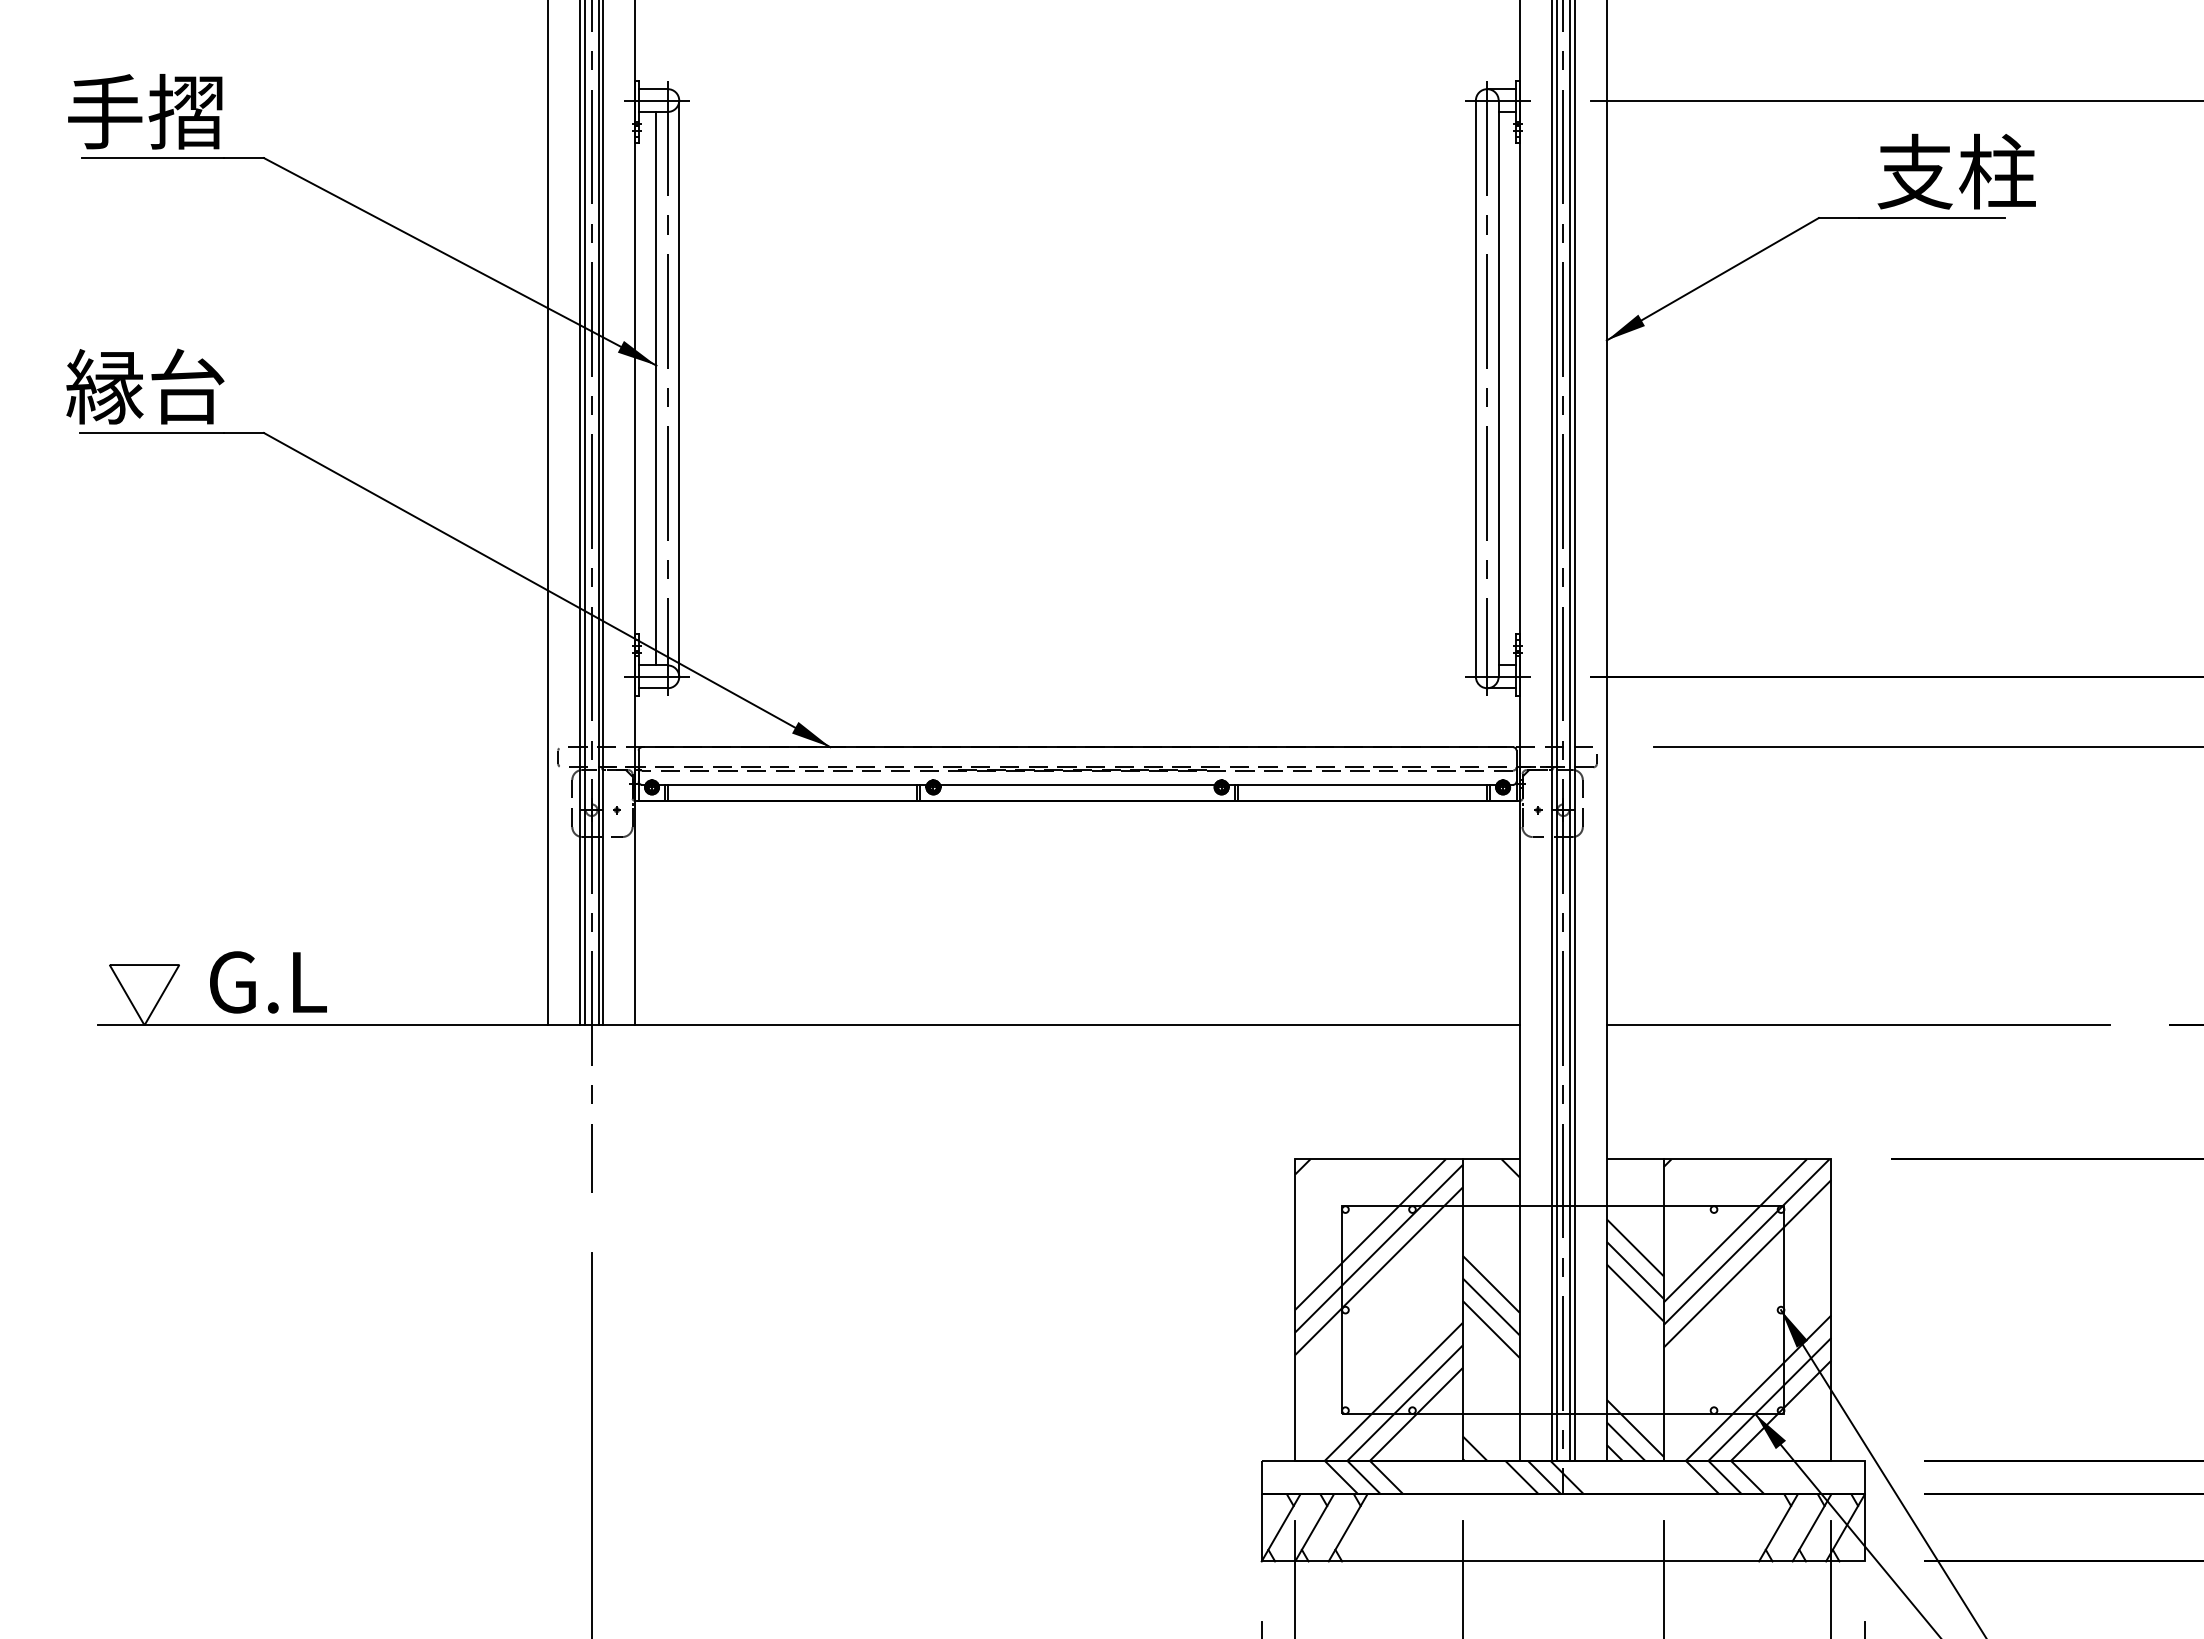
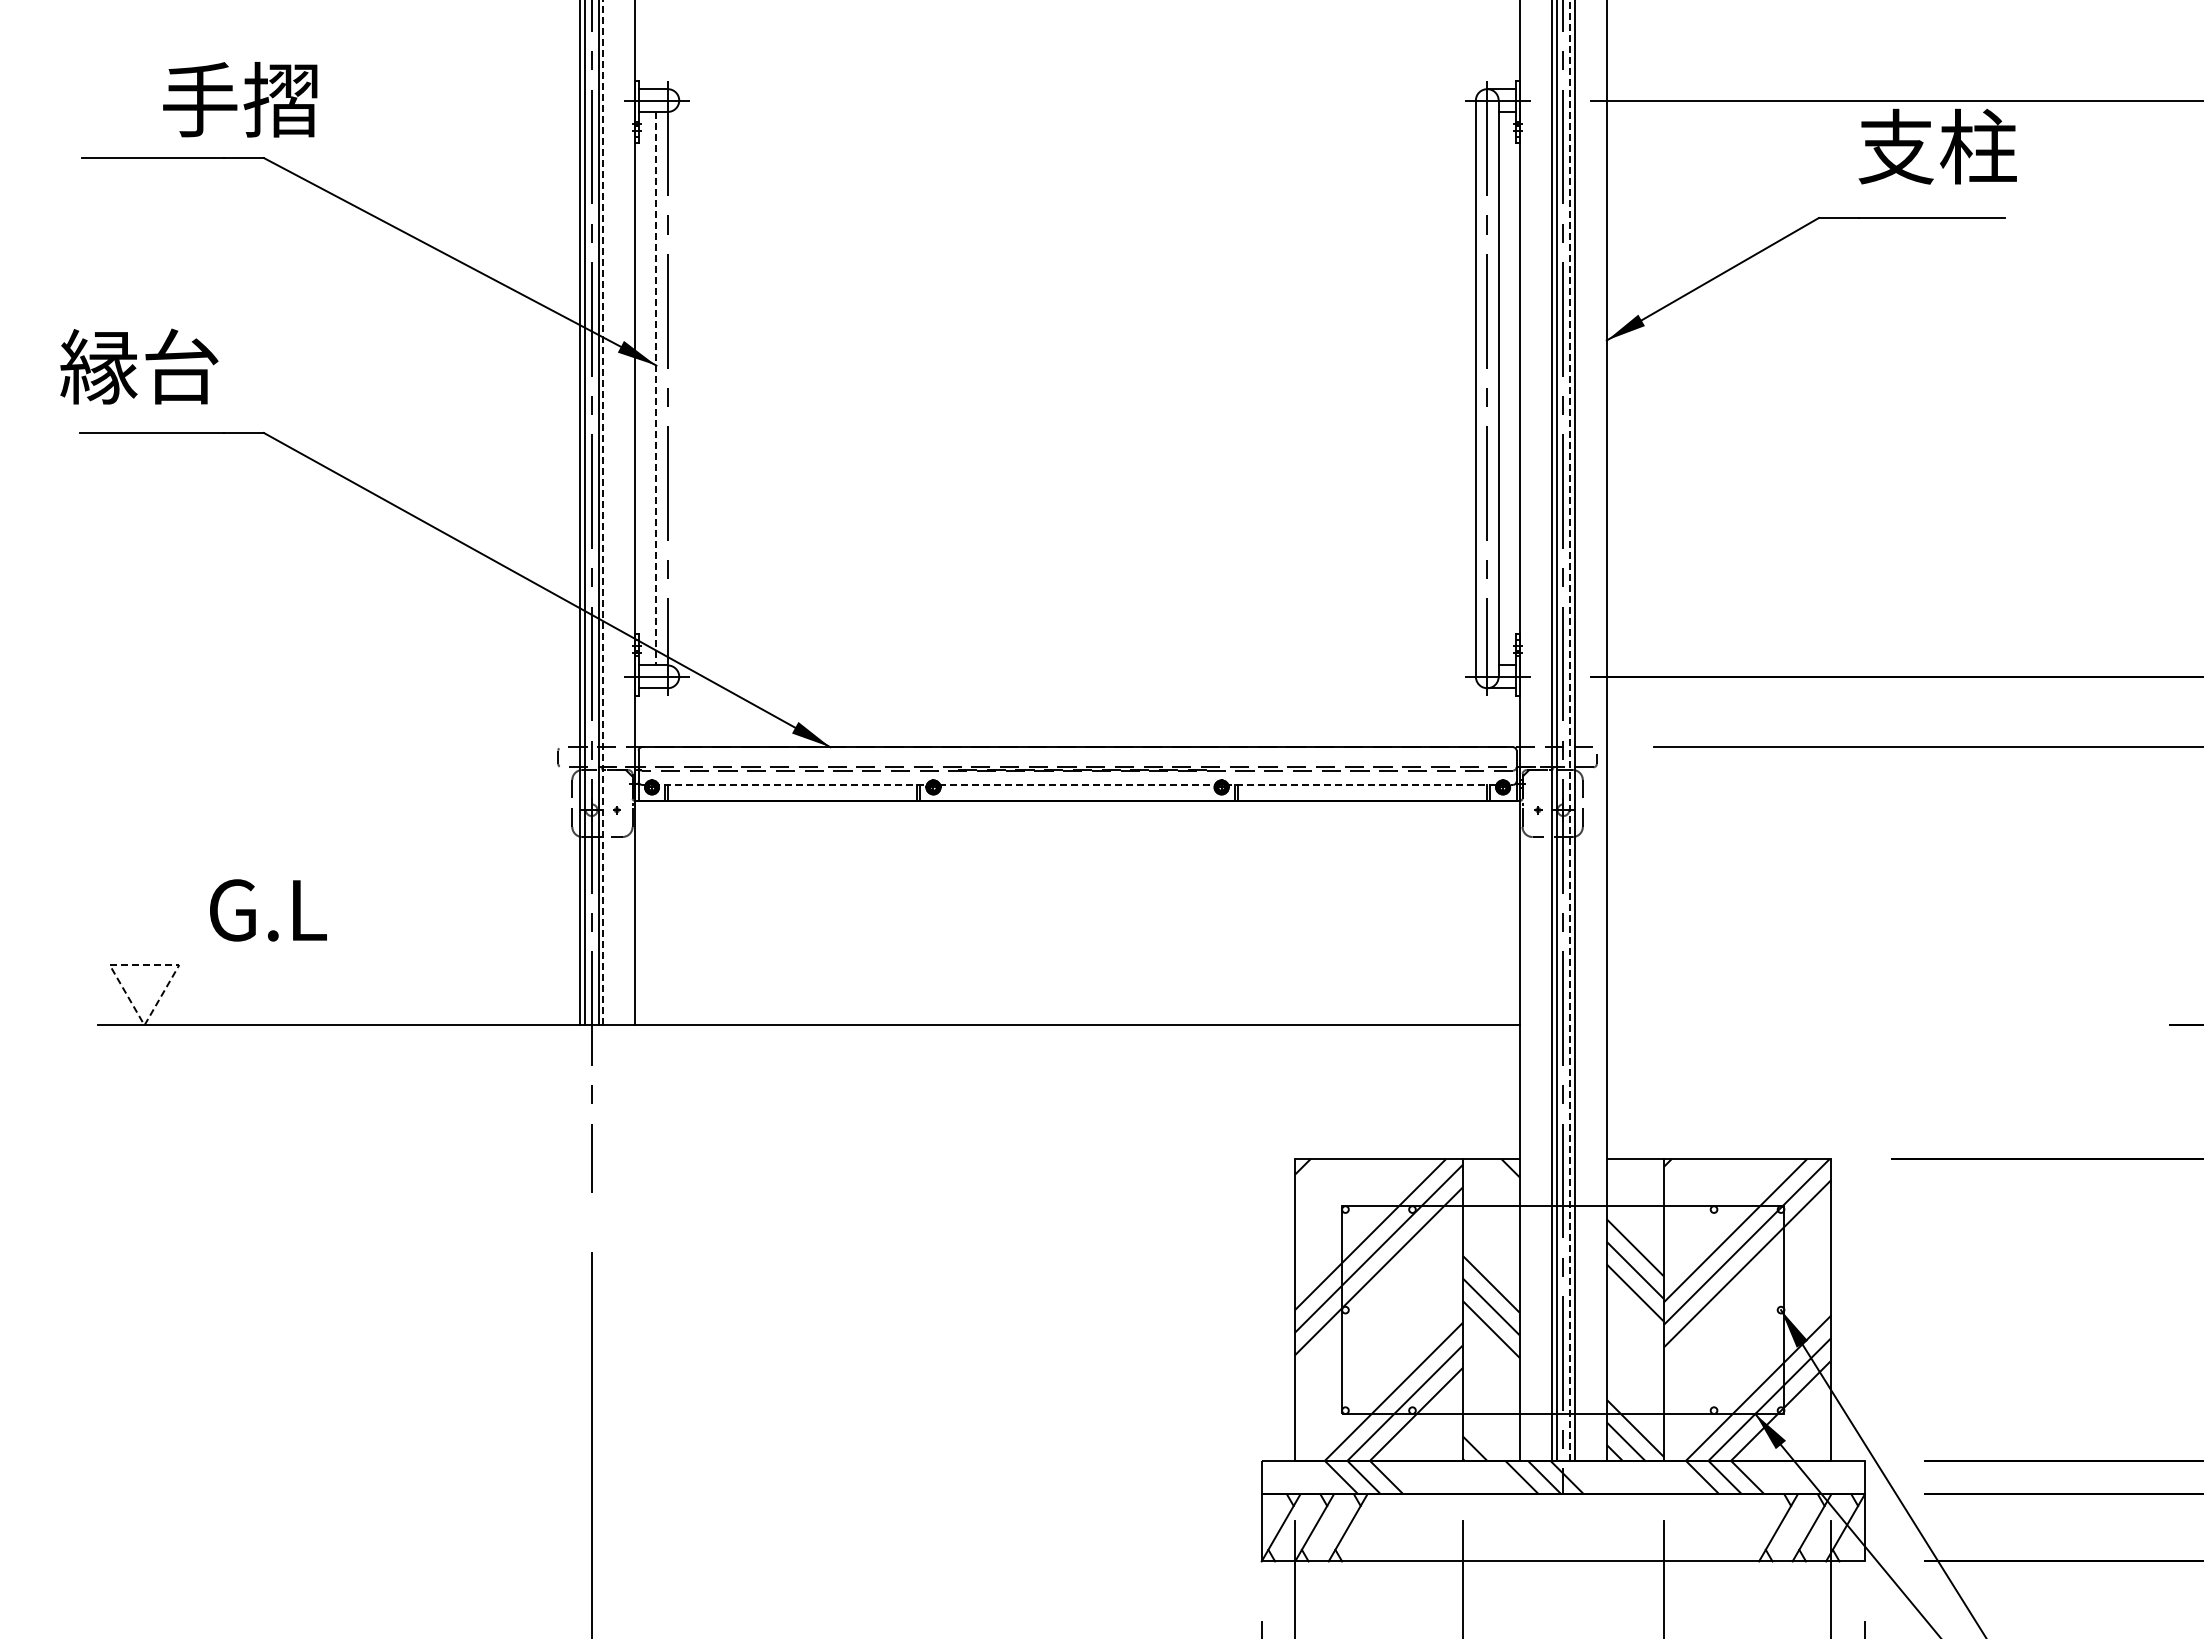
text position: (145, 111) -> (240, 99) (240, 99)
text position: (1956, 171) -> (1937, 146) (1937, 146)
text position: (145, 386) -> (139, 366) (139, 366)
line: solid -> dashed (656, 388)
line: present -> none (679, 388)
line: solid -> dashed (603, 512)
line: present -> none (548, 513)
line: solid -> dashed (1569, 730)
line: solid -> dashed (1077, 784)
text position: (268, 982) -> (268, 910) (268, 910)
line: solid -> dashed (161, 995)
line: present -> none (1858, 1025)
